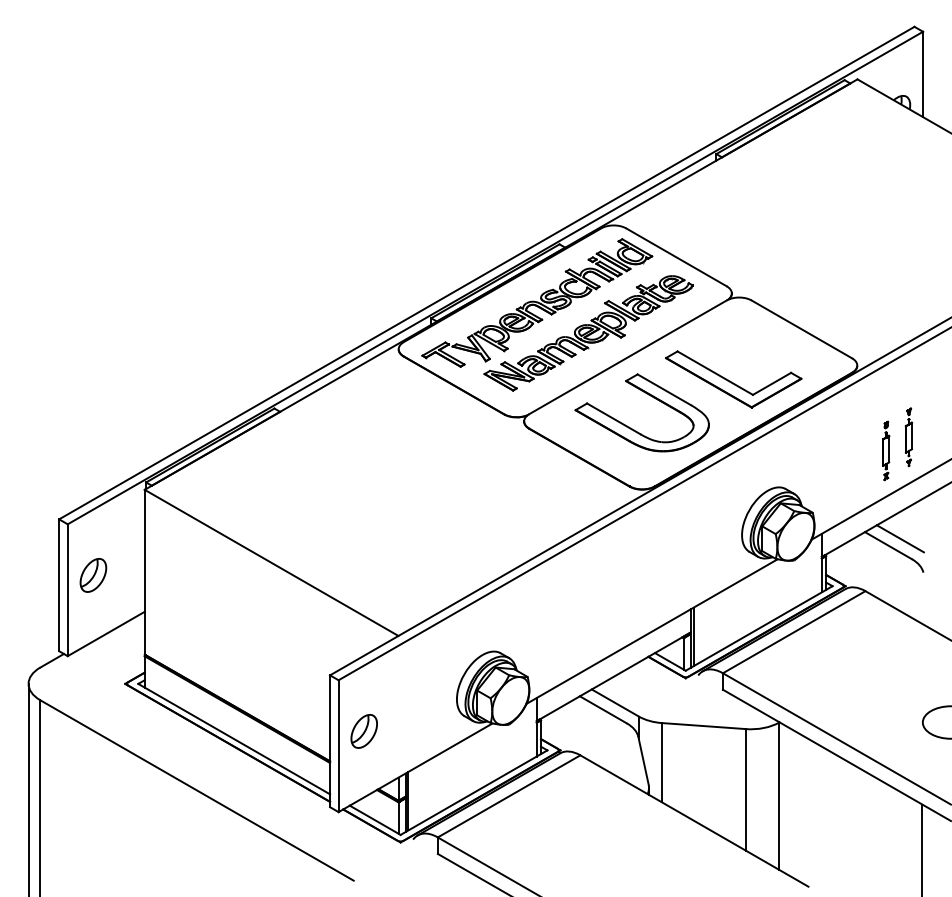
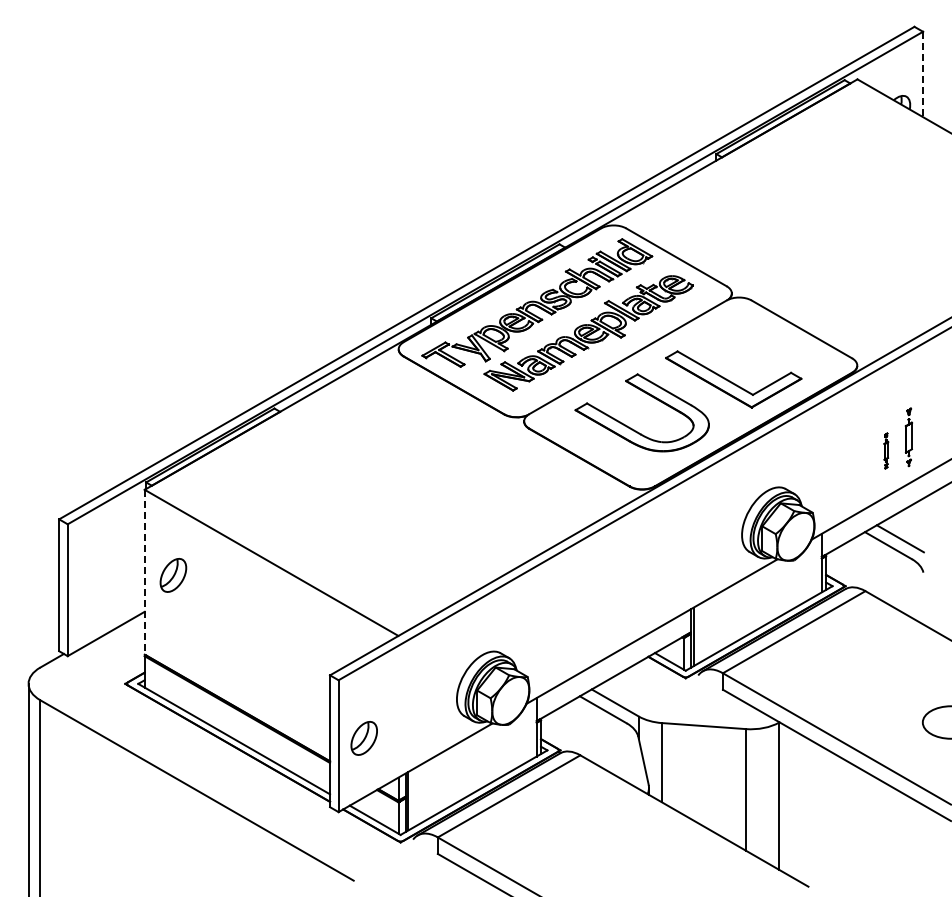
line: solid -> dashed (923, 74)
part size: 9x62 px -> 7x38 px (886, 450)
line: solid -> dashed (144, 572)
part position: (93, 575) -> (173, 575) (173, 575)
part position: (363, 731) -> (363, 738) (363, 738)
line: present -> none (922, 848)
